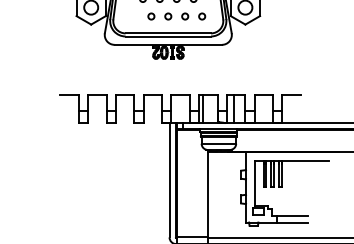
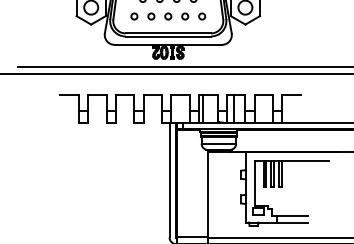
circle: none -> present (134, 16)
line: none -> present (183, 67)
line: none -> present (176, 73)
